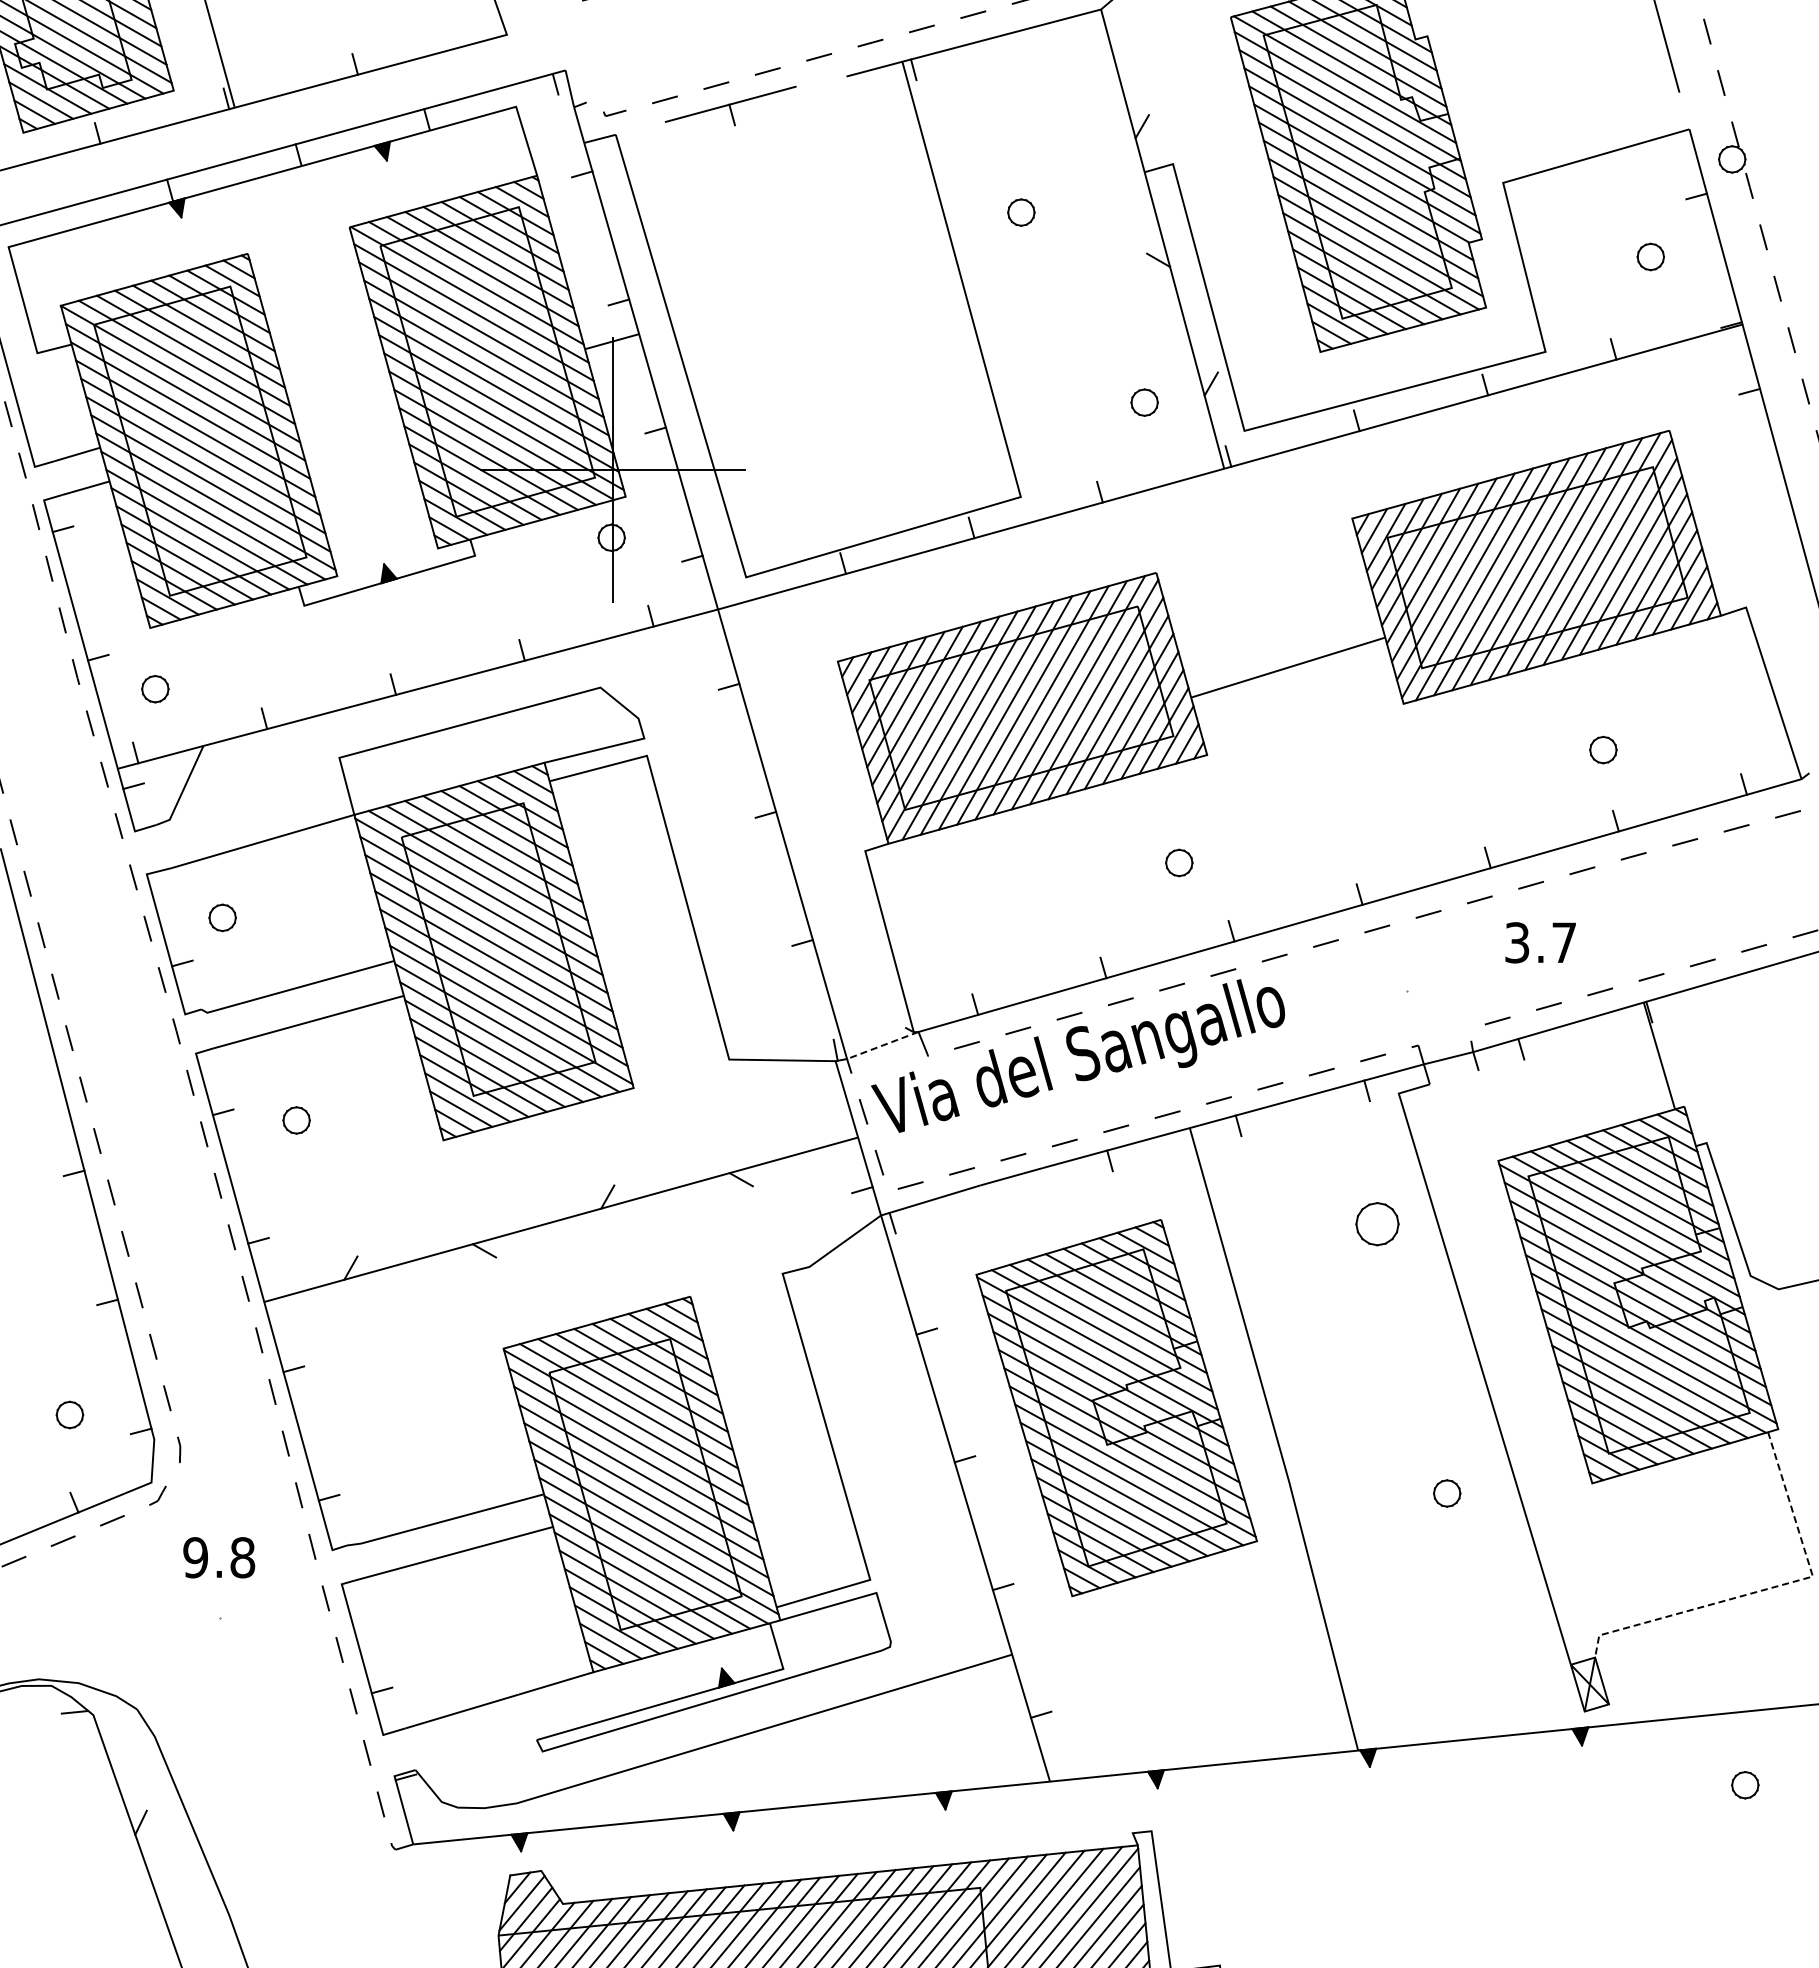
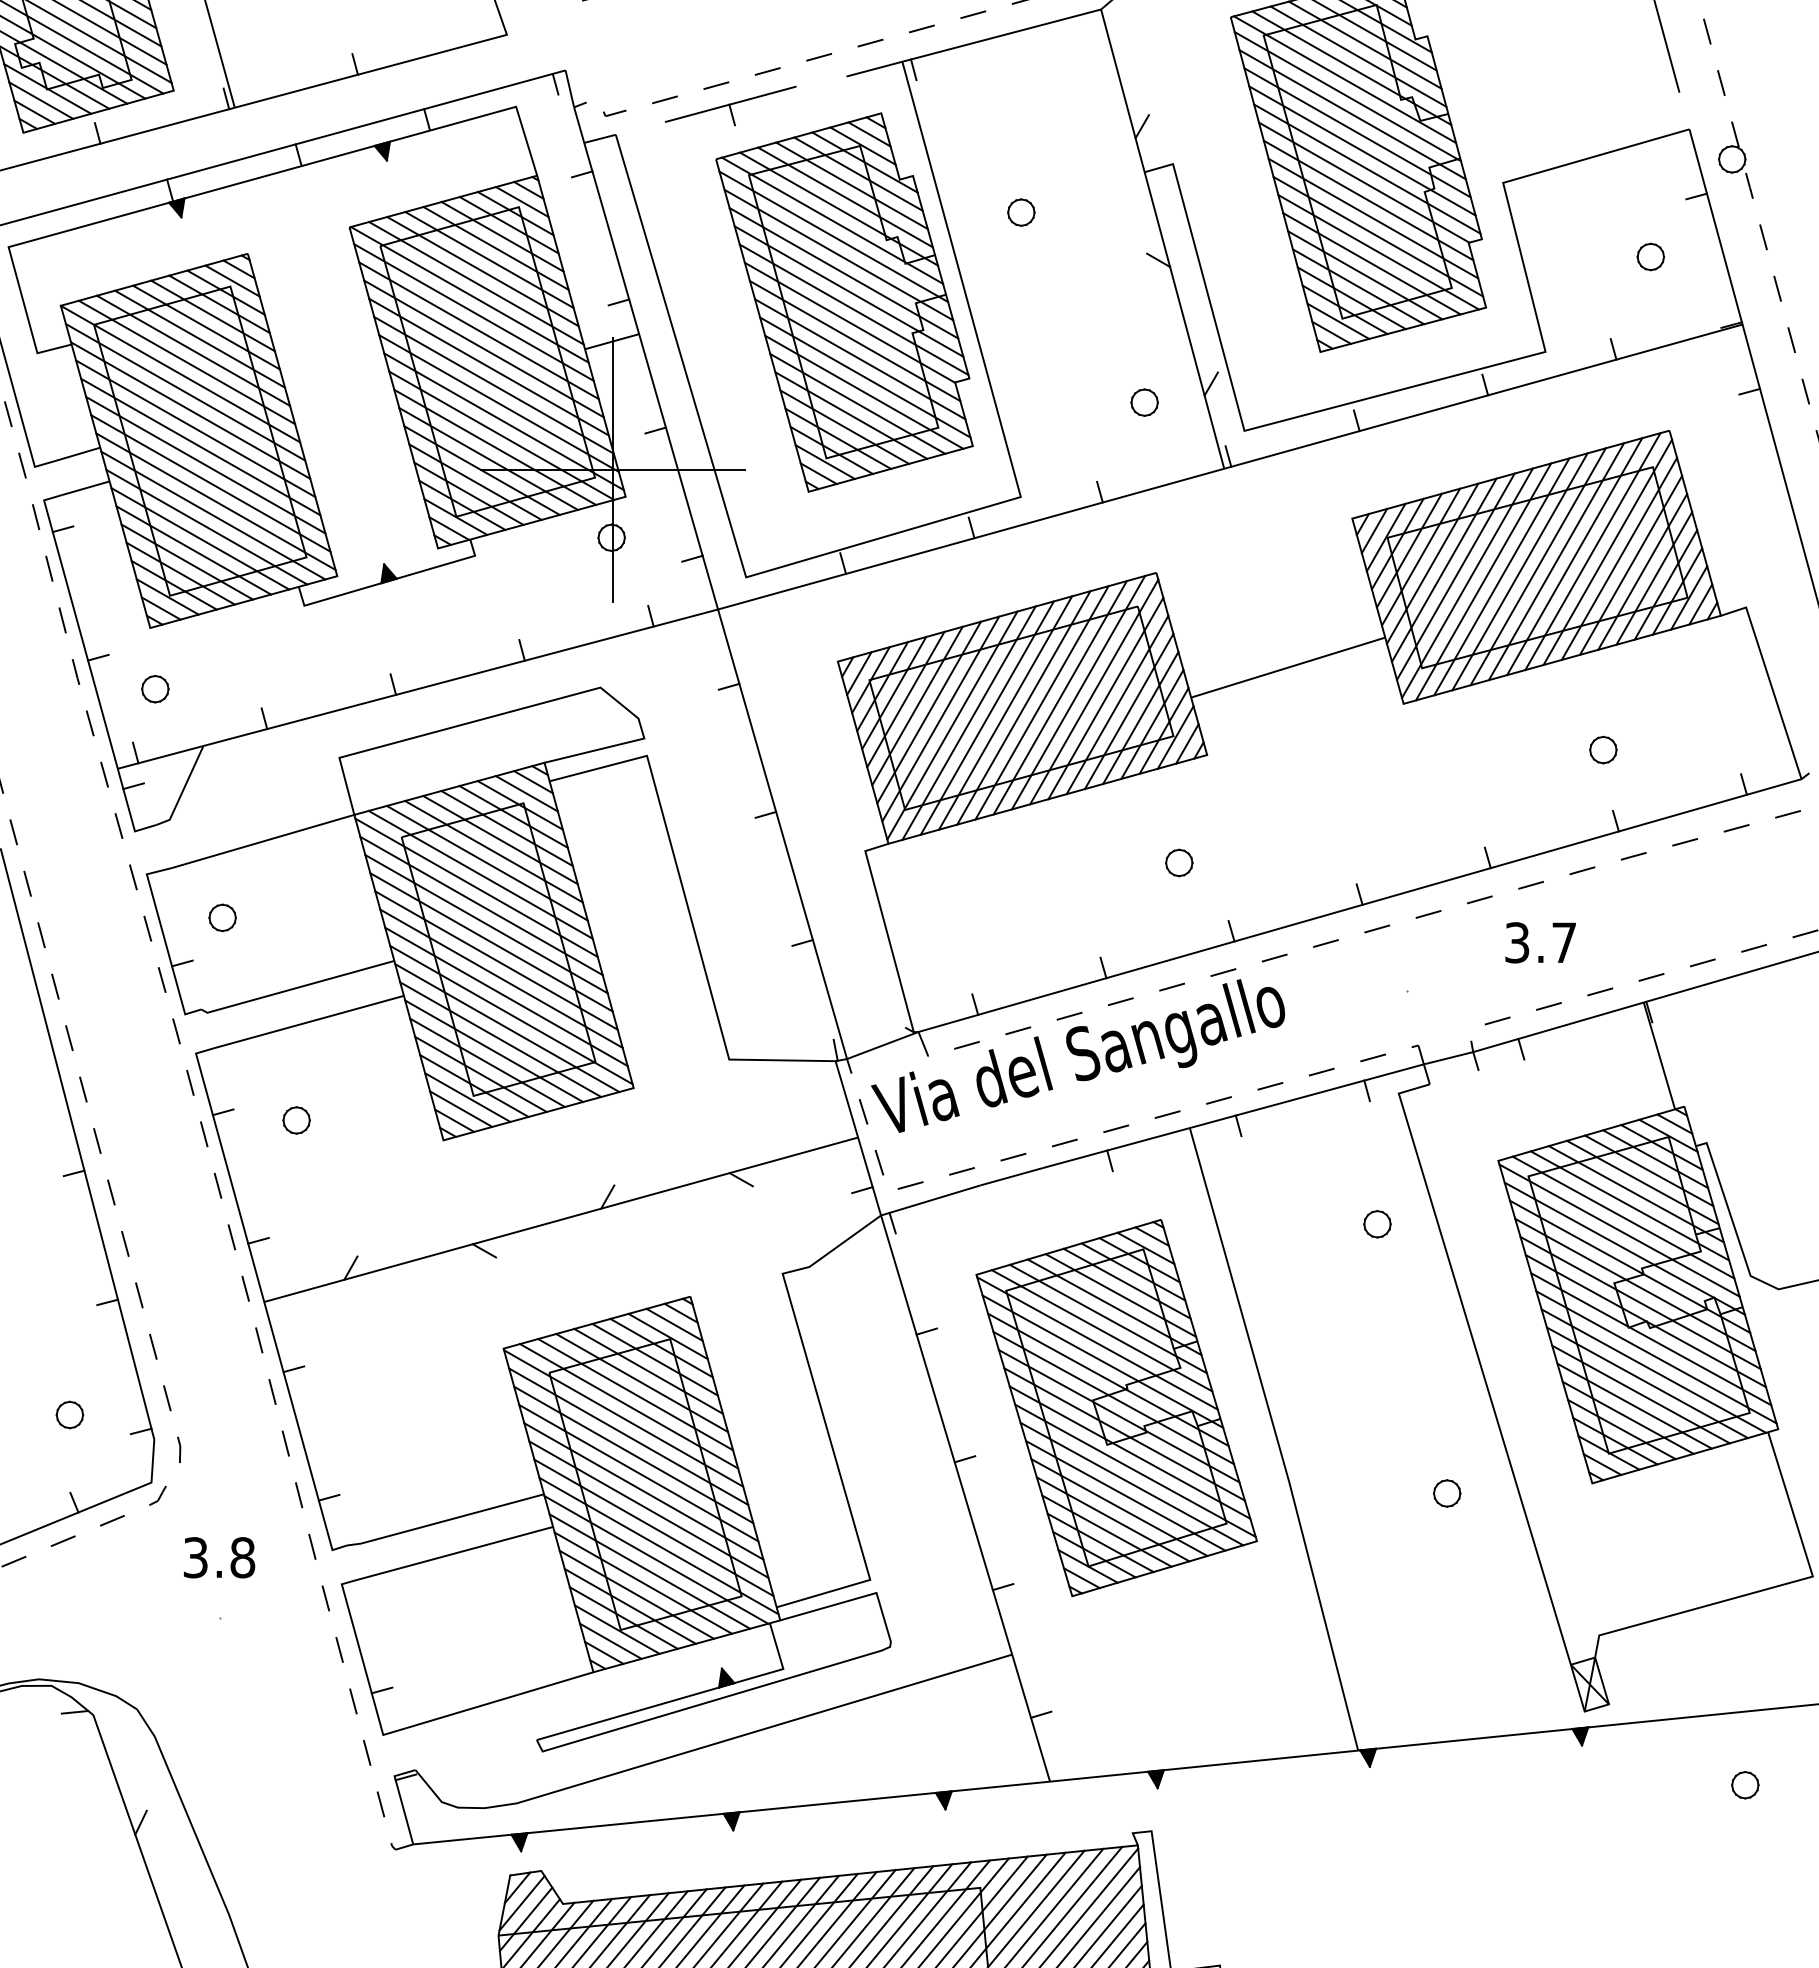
part: none -> present (844, 302)
line: dashed -> solid (882, 1045)
part size: 45x45 px -> 29x29 px (1377, 1224)
text: 9.8 -> 3.8 (195, 1557)
line: dashed -> solid (1767, 1589)
